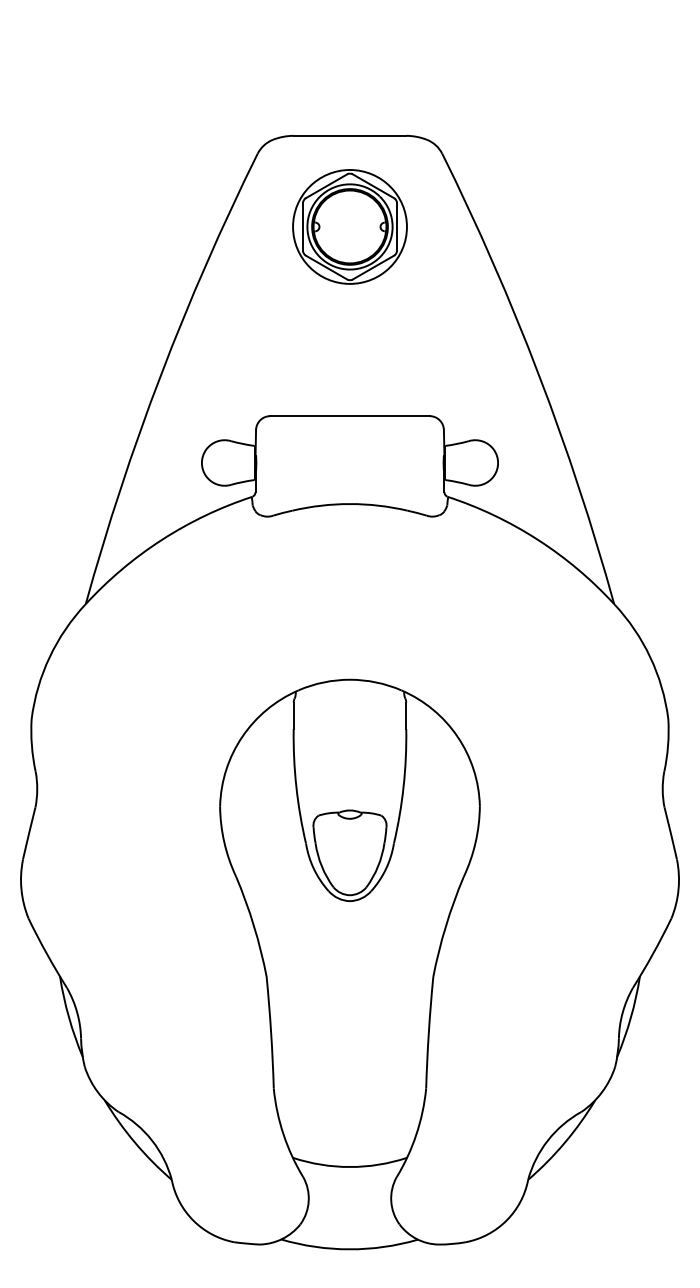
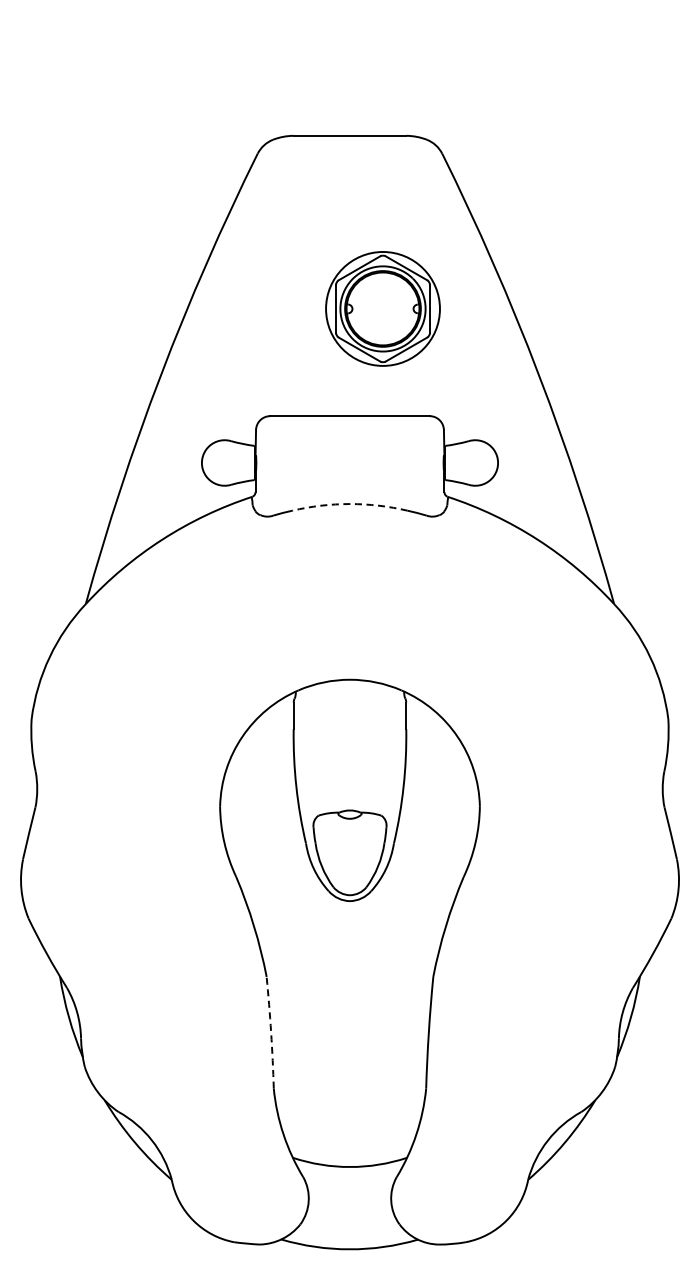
part position: (349, 226) -> (382, 308) (382, 308)
arc: solid -> dashed (350, 504)
arc: solid -> dashed (271, 1032)
